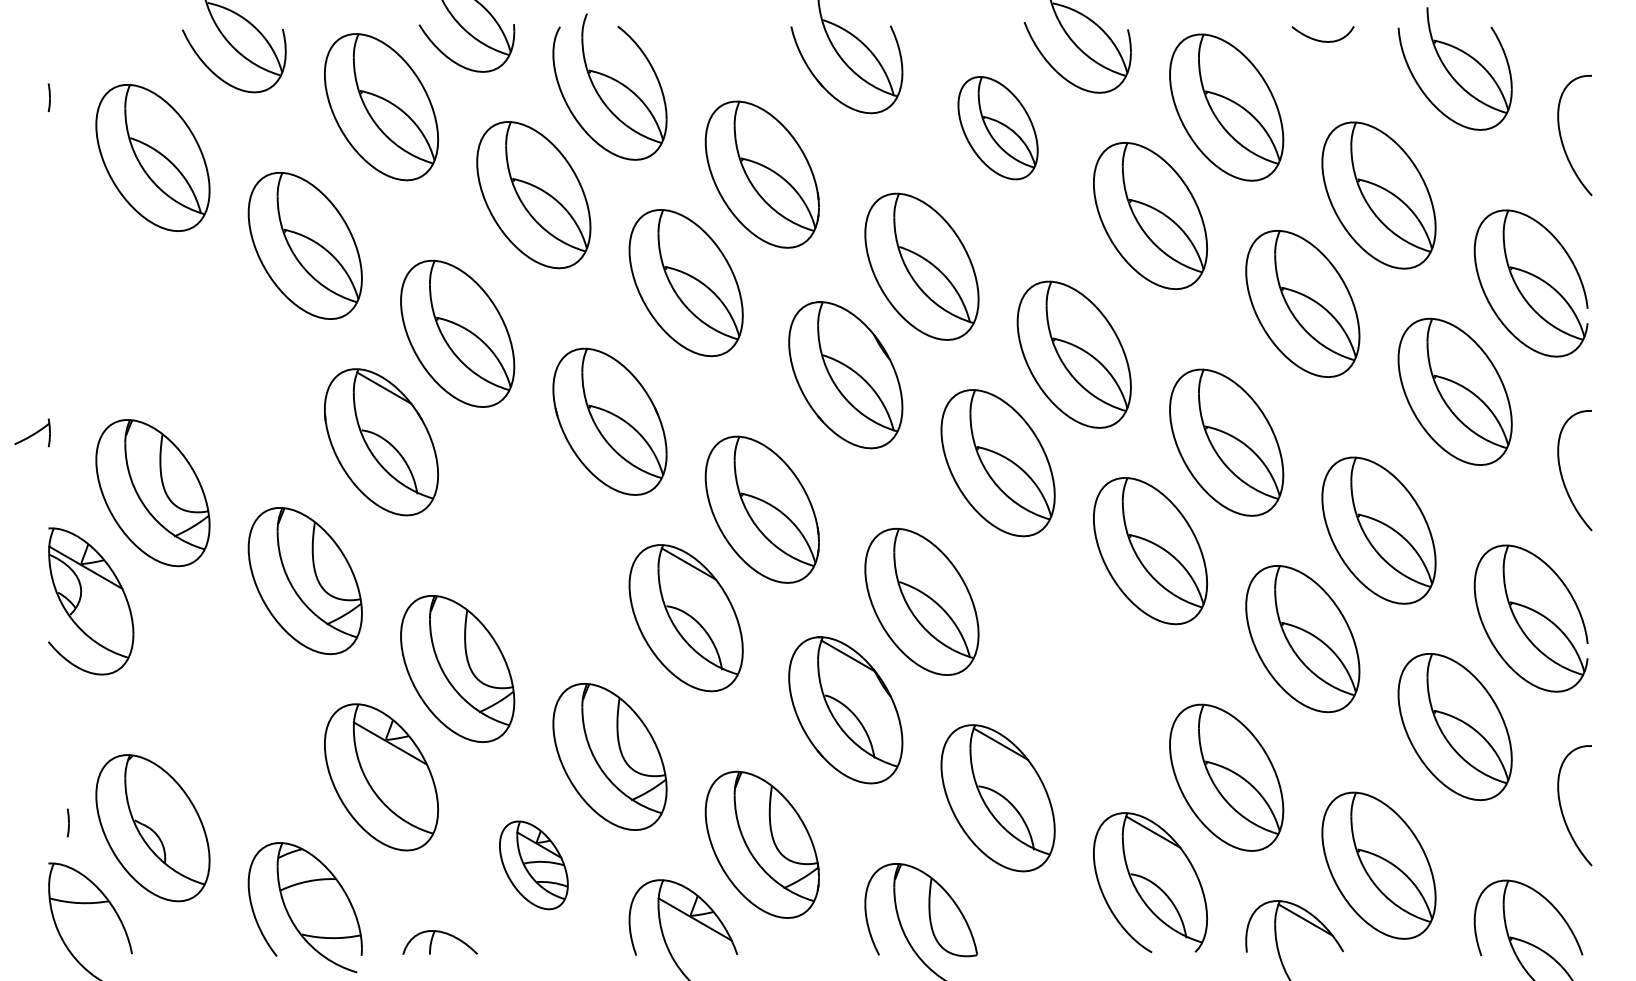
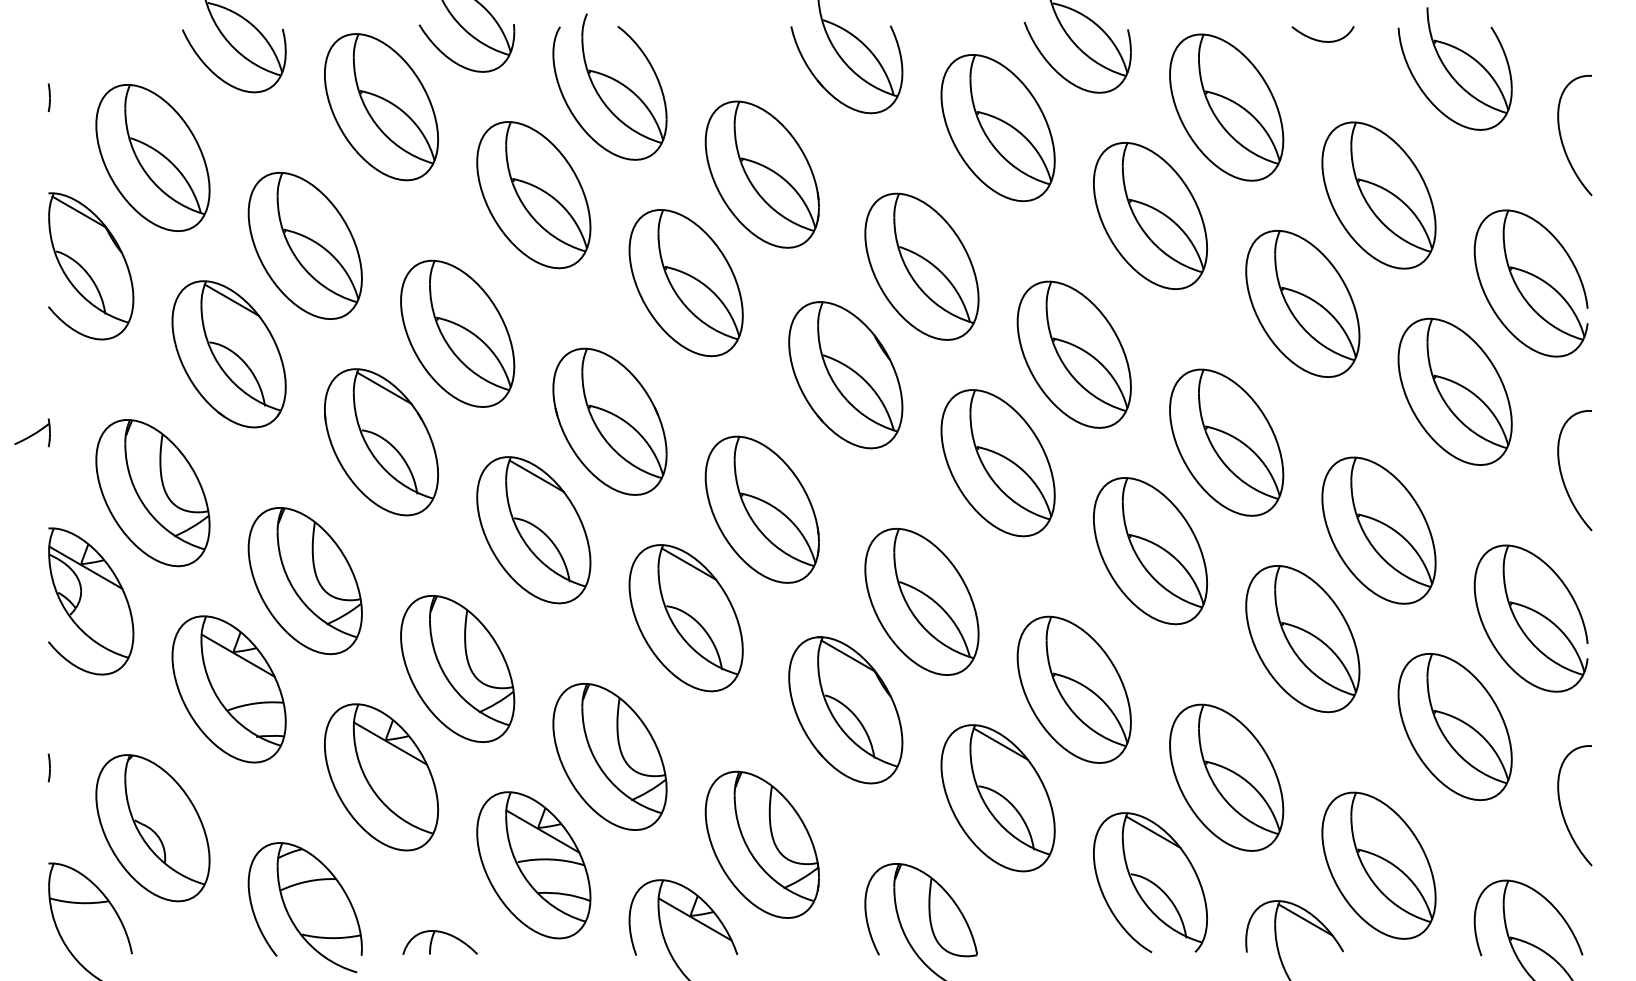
part size: 82x105 px -> 116x149 px (997, 128)
part: none -> present (91, 266)
part: none -> present (228, 354)
part: none -> present (533, 530)
part: none -> present (228, 689)
part: none -> present (1073, 689)
line position: (68, 822) -> (49, 767) (49, 767)
part size: 70x91 px -> 116x149 px (533, 865)
